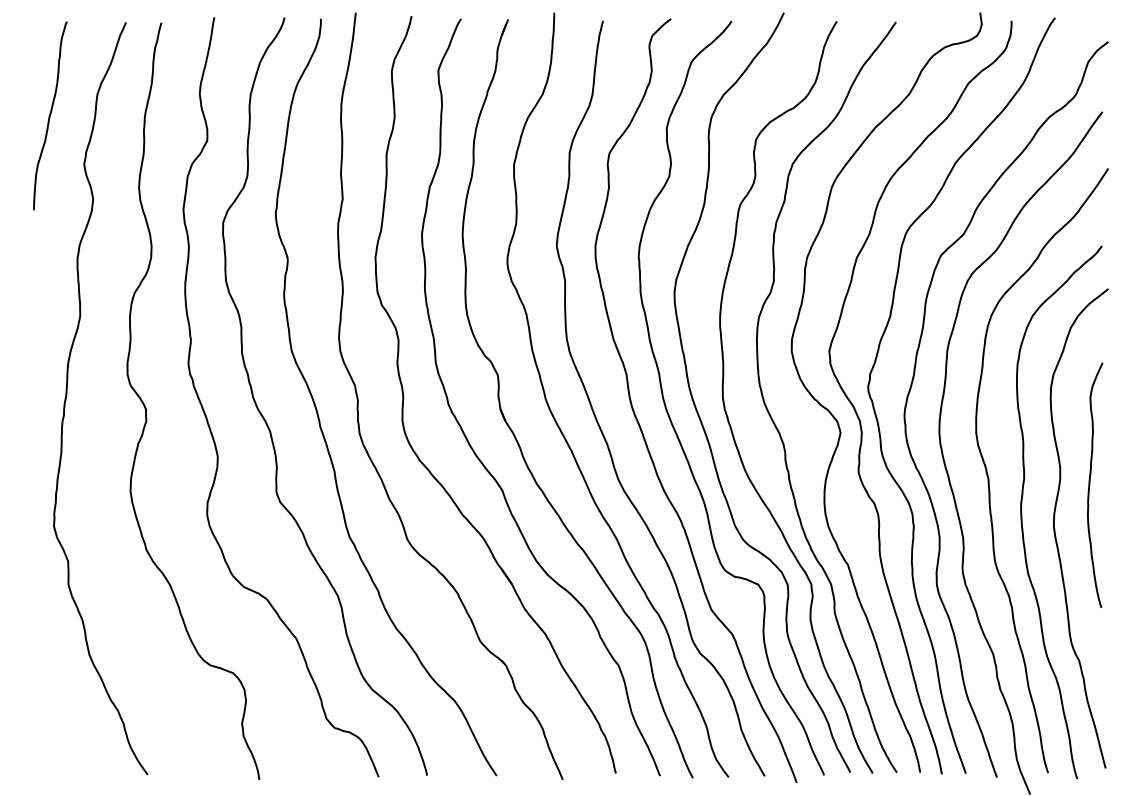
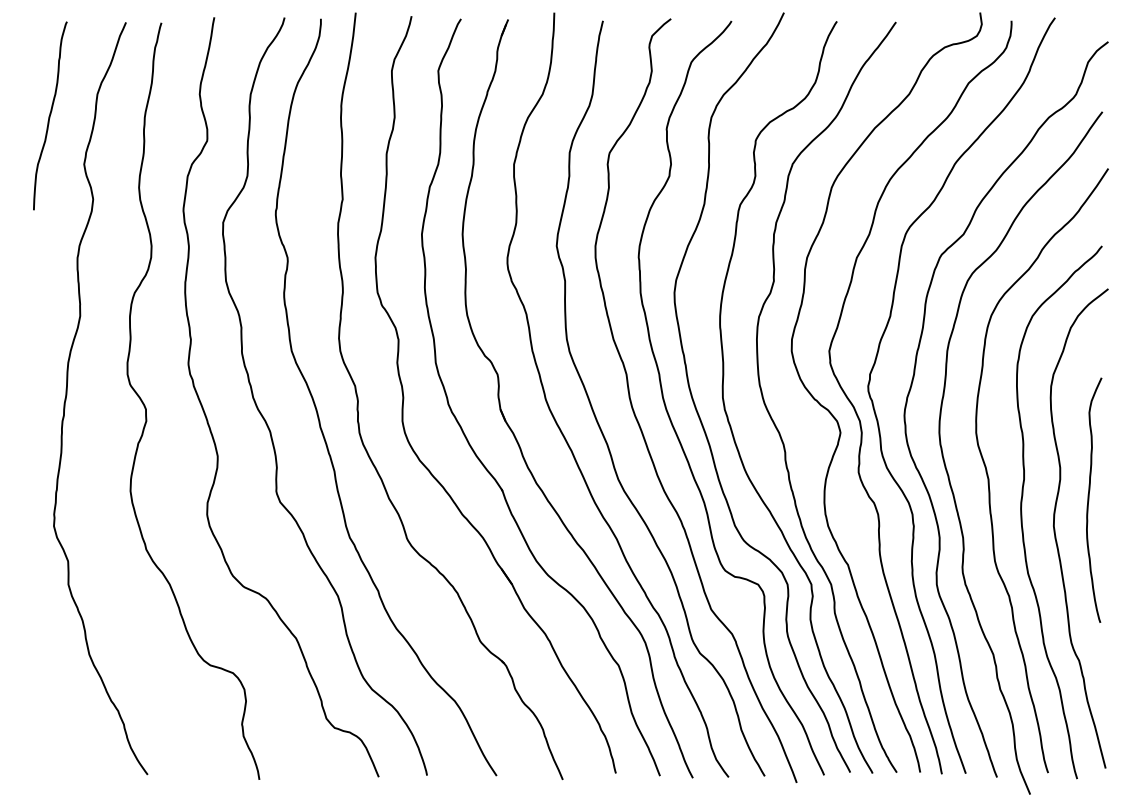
curve position: (1090, 484) -> (1089, 499) (1089, 499)
